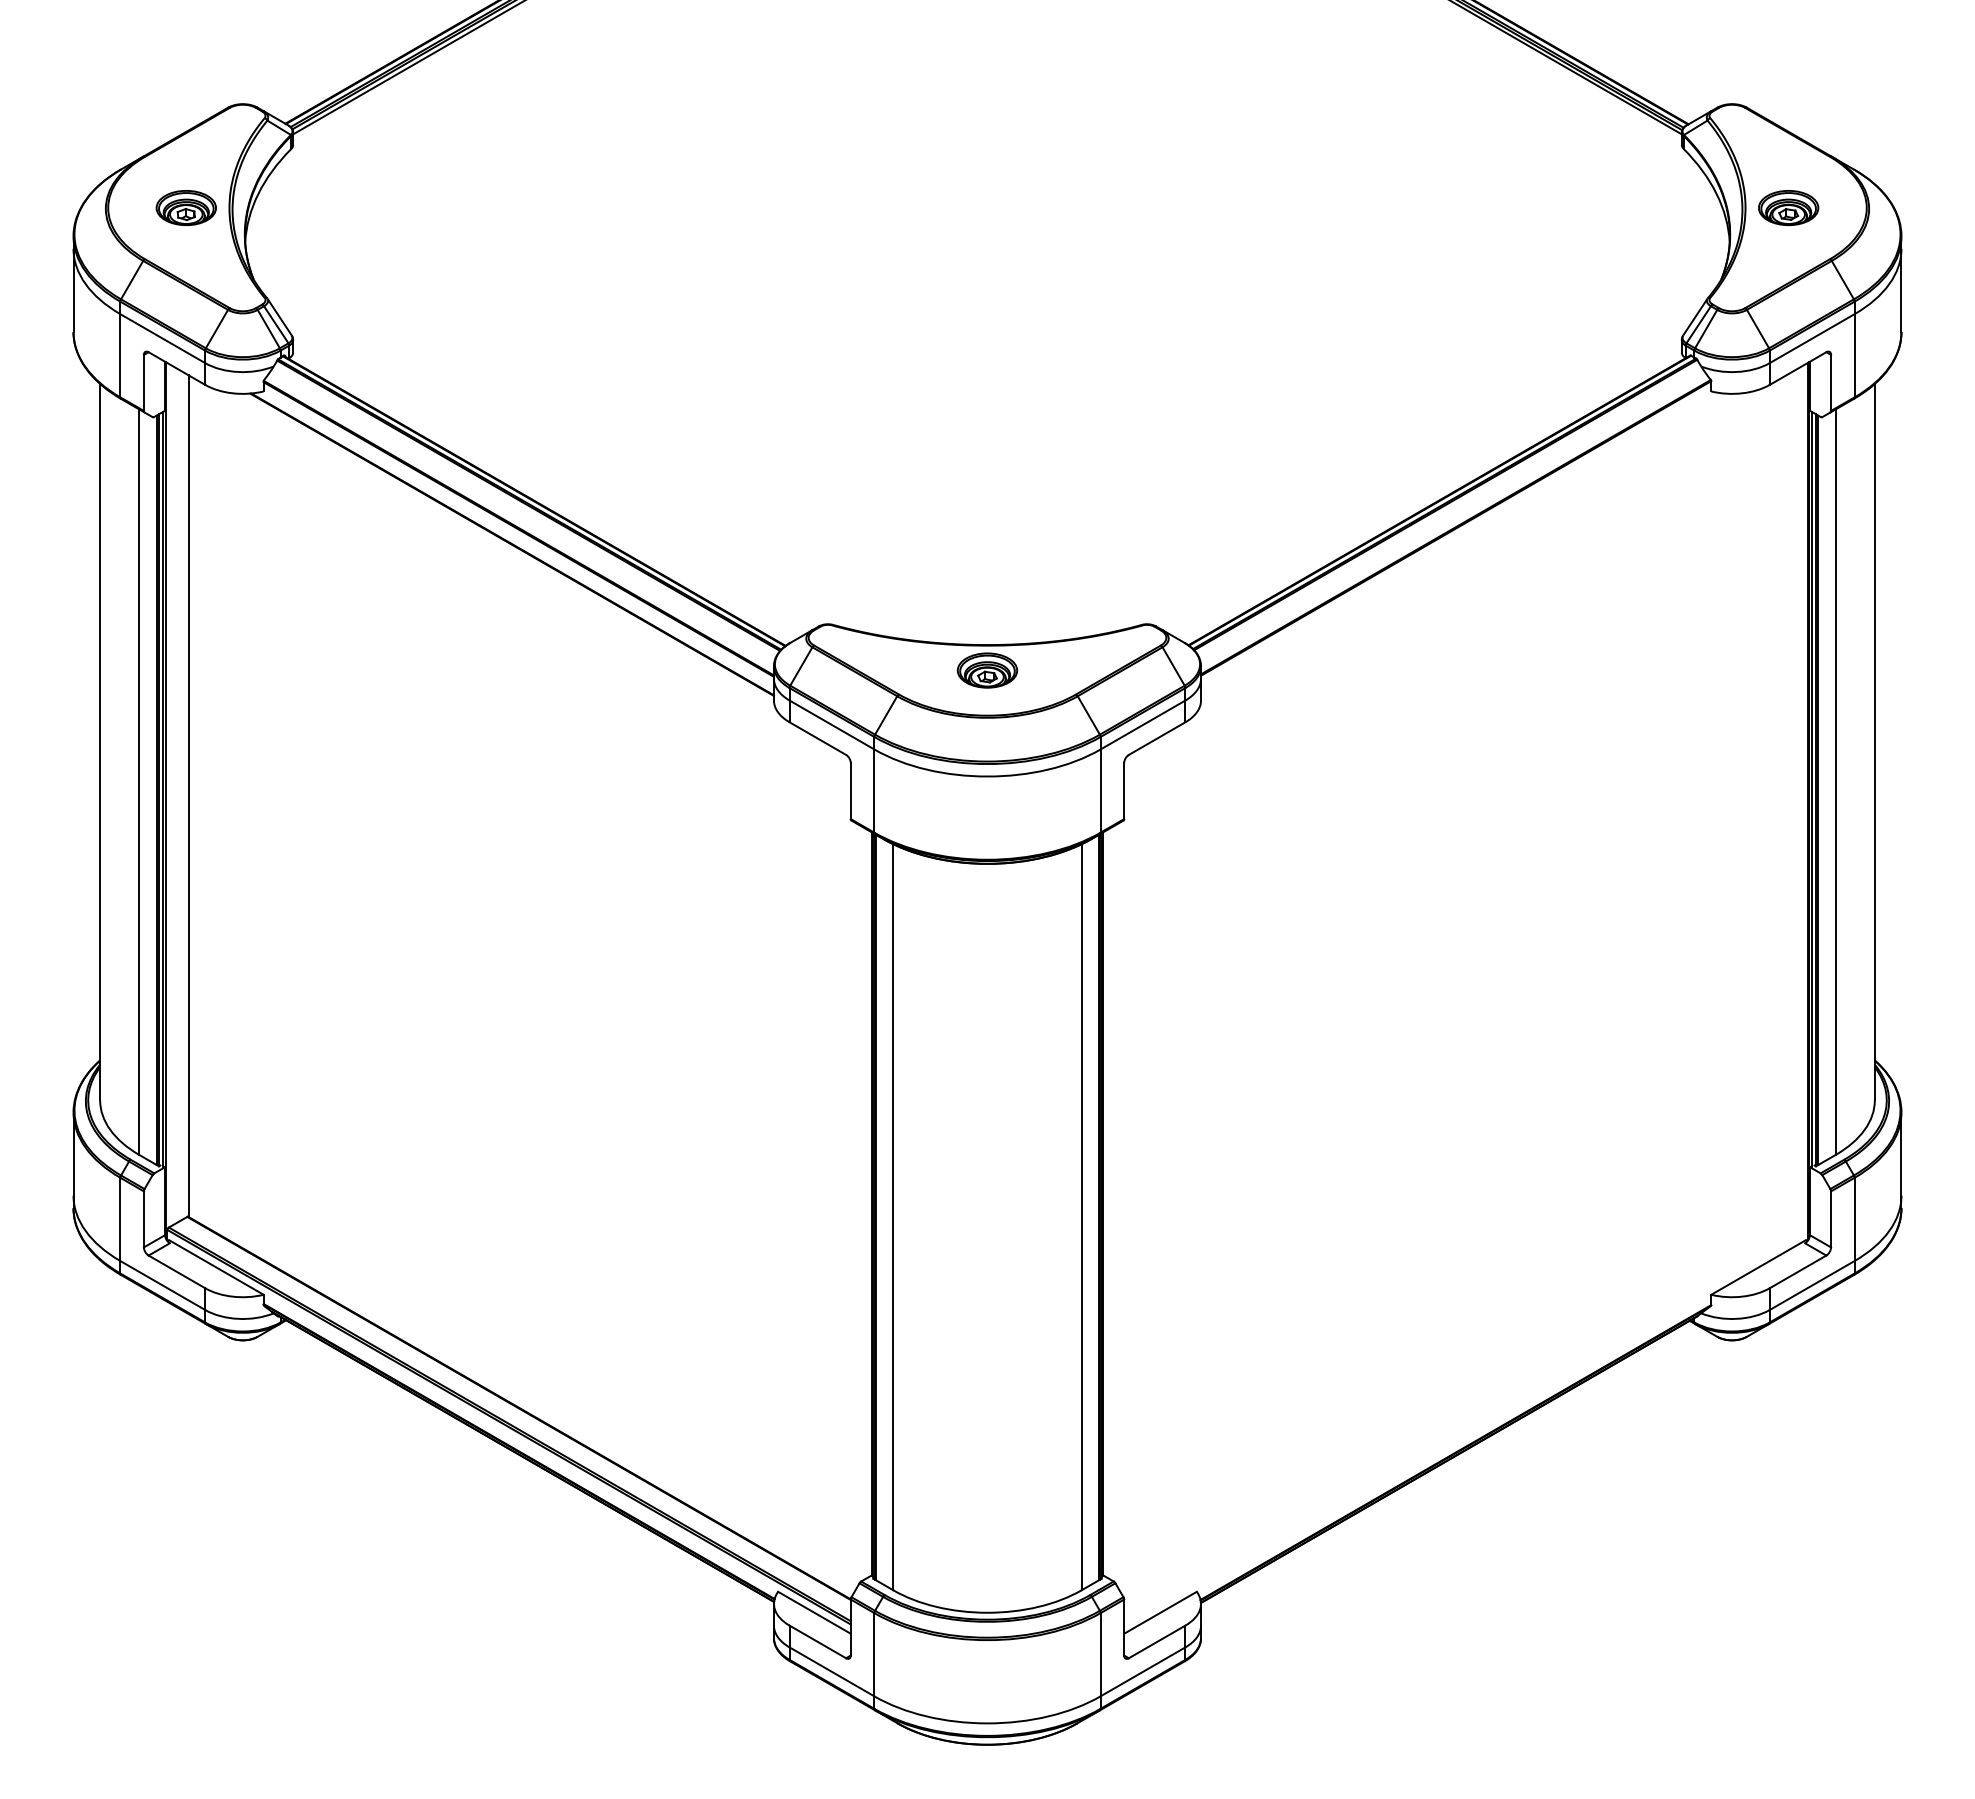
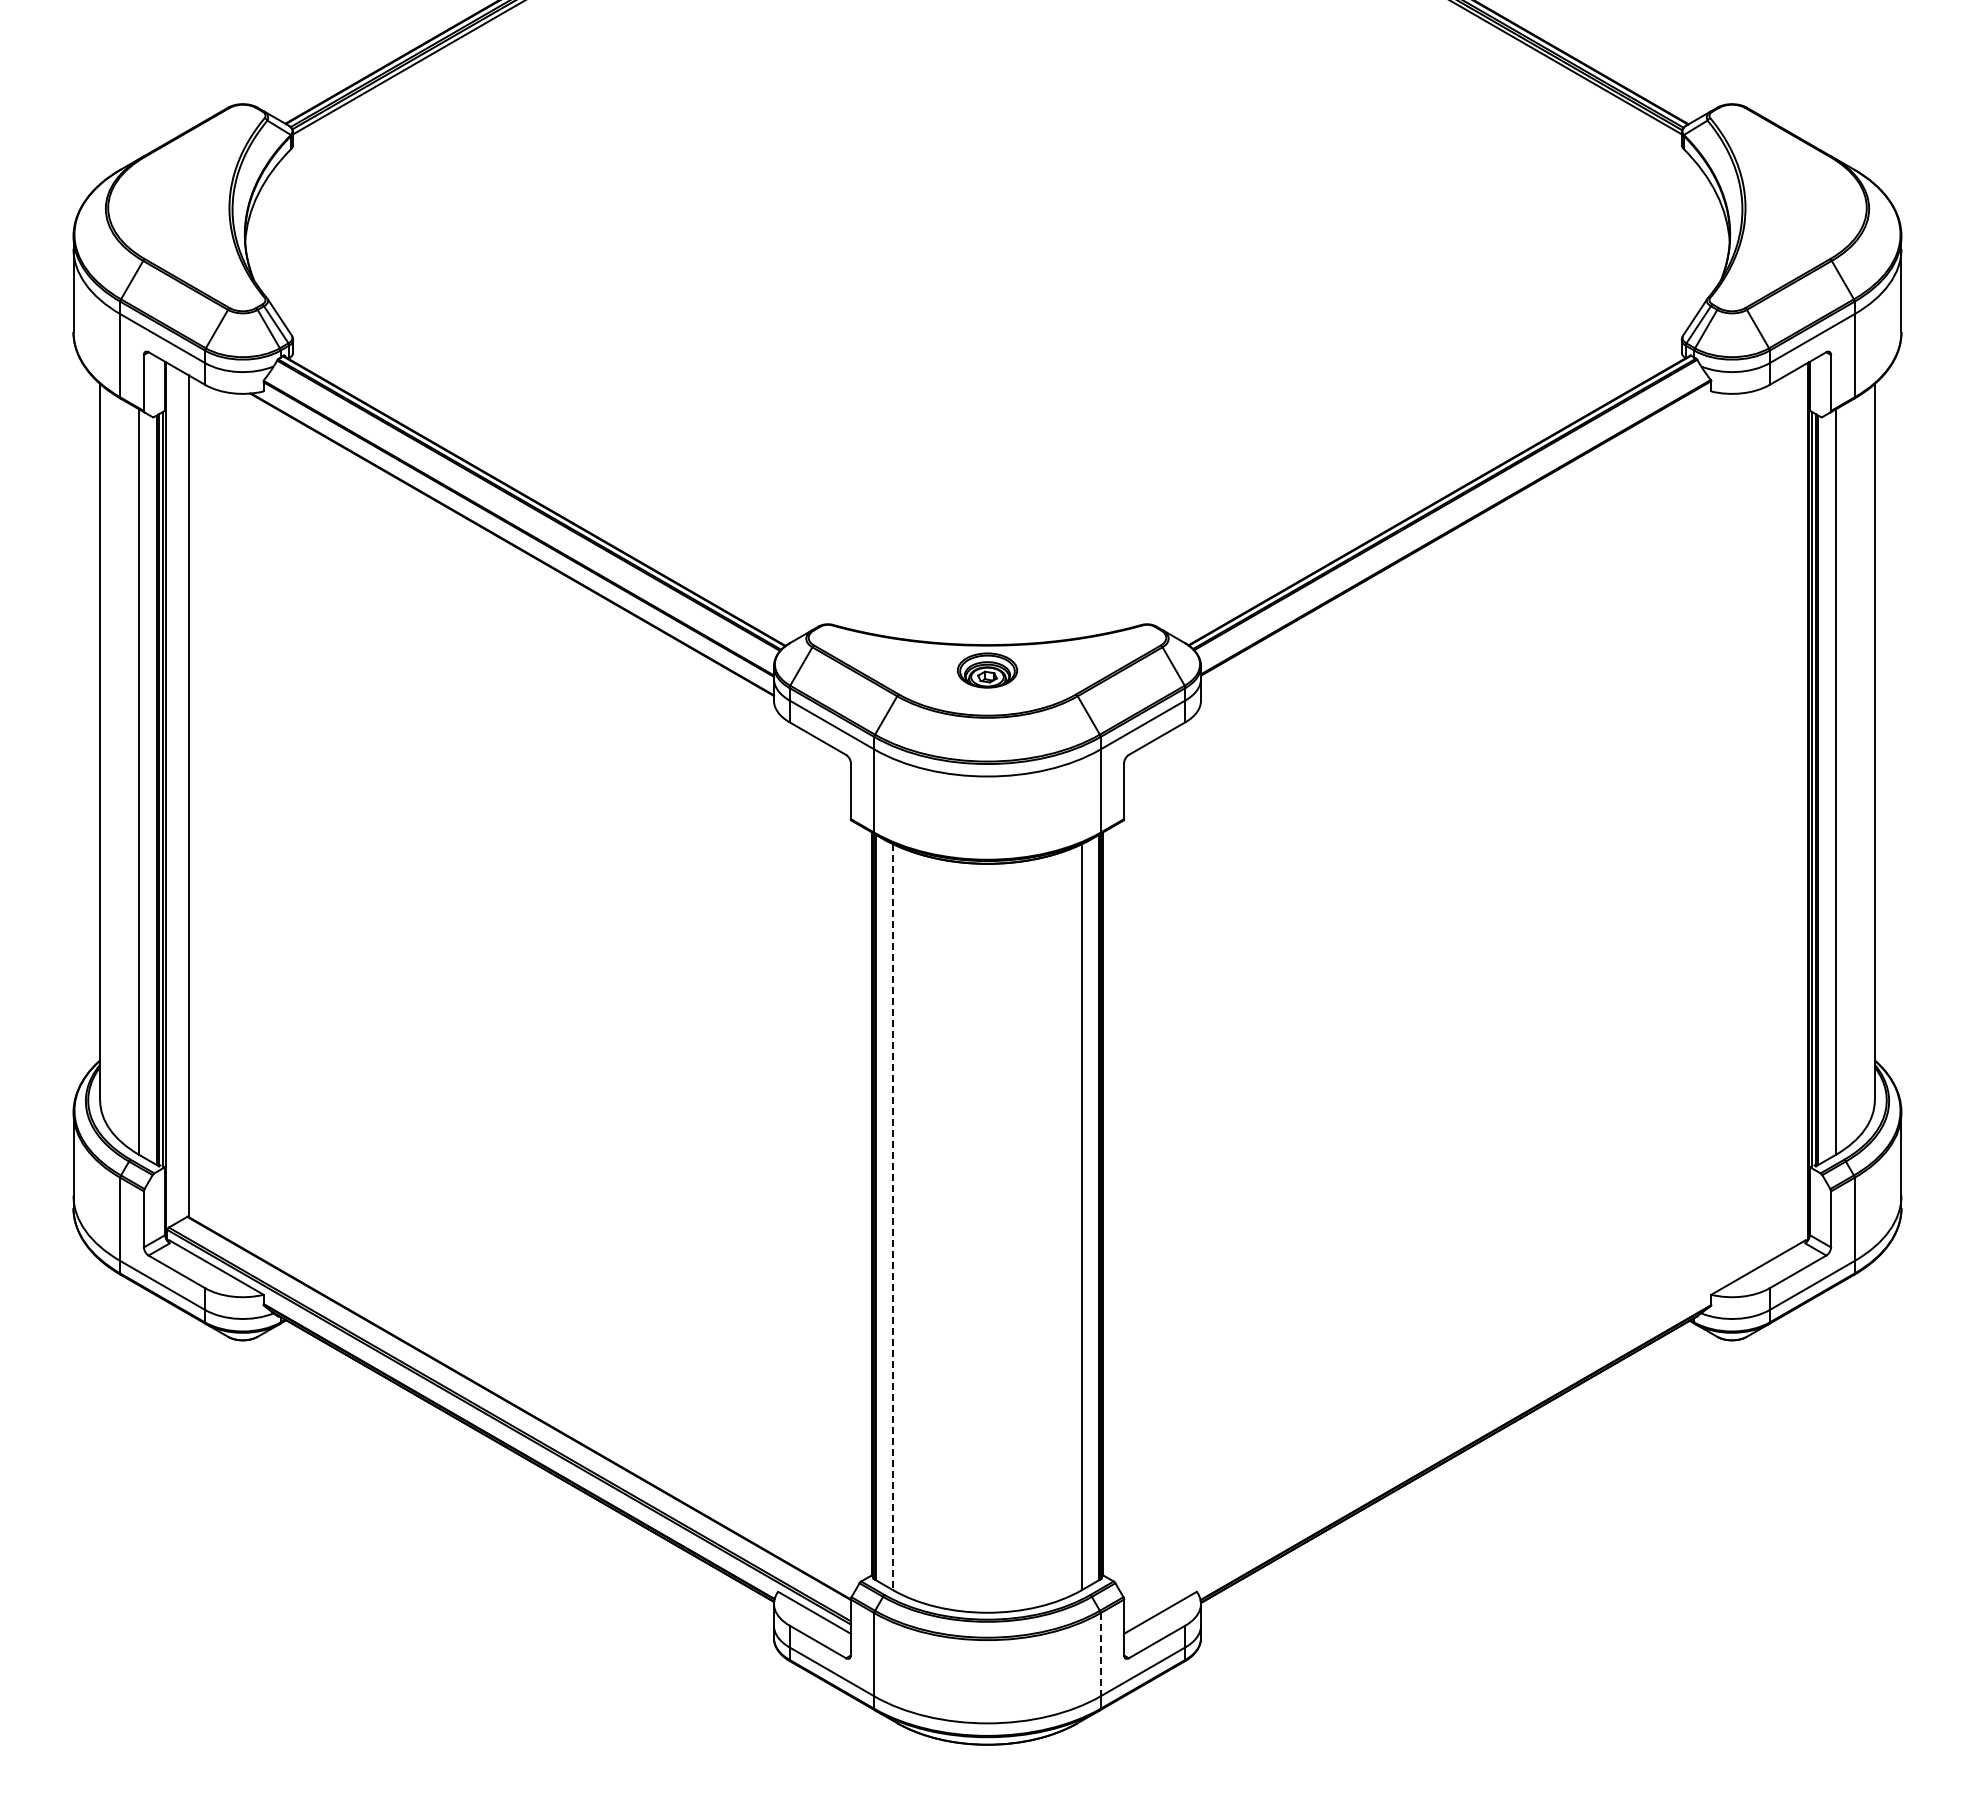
part: present -> none (185, 208)
part: present -> none (1788, 208)
line: solid -> dashed (893, 1217)
line: solid -> dashed (1100, 1654)
